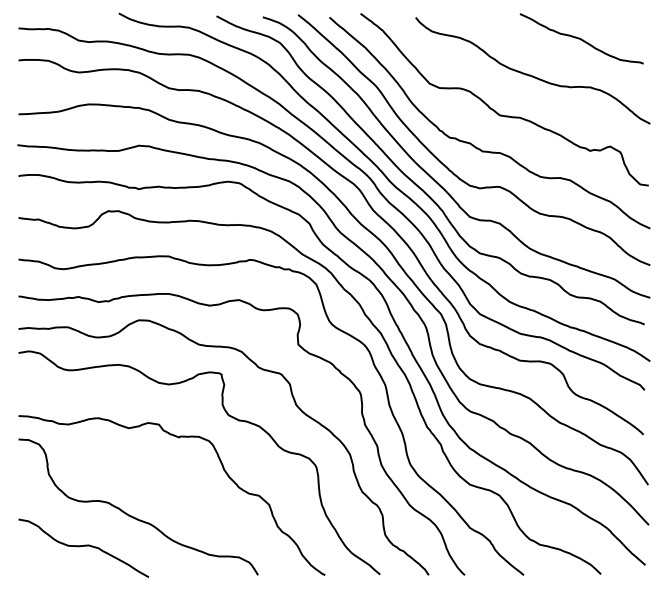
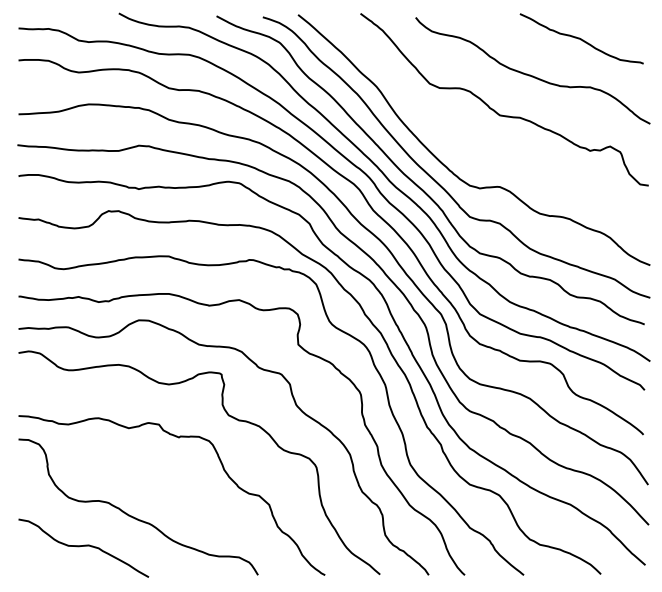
curve: present -> none (473, 144)
